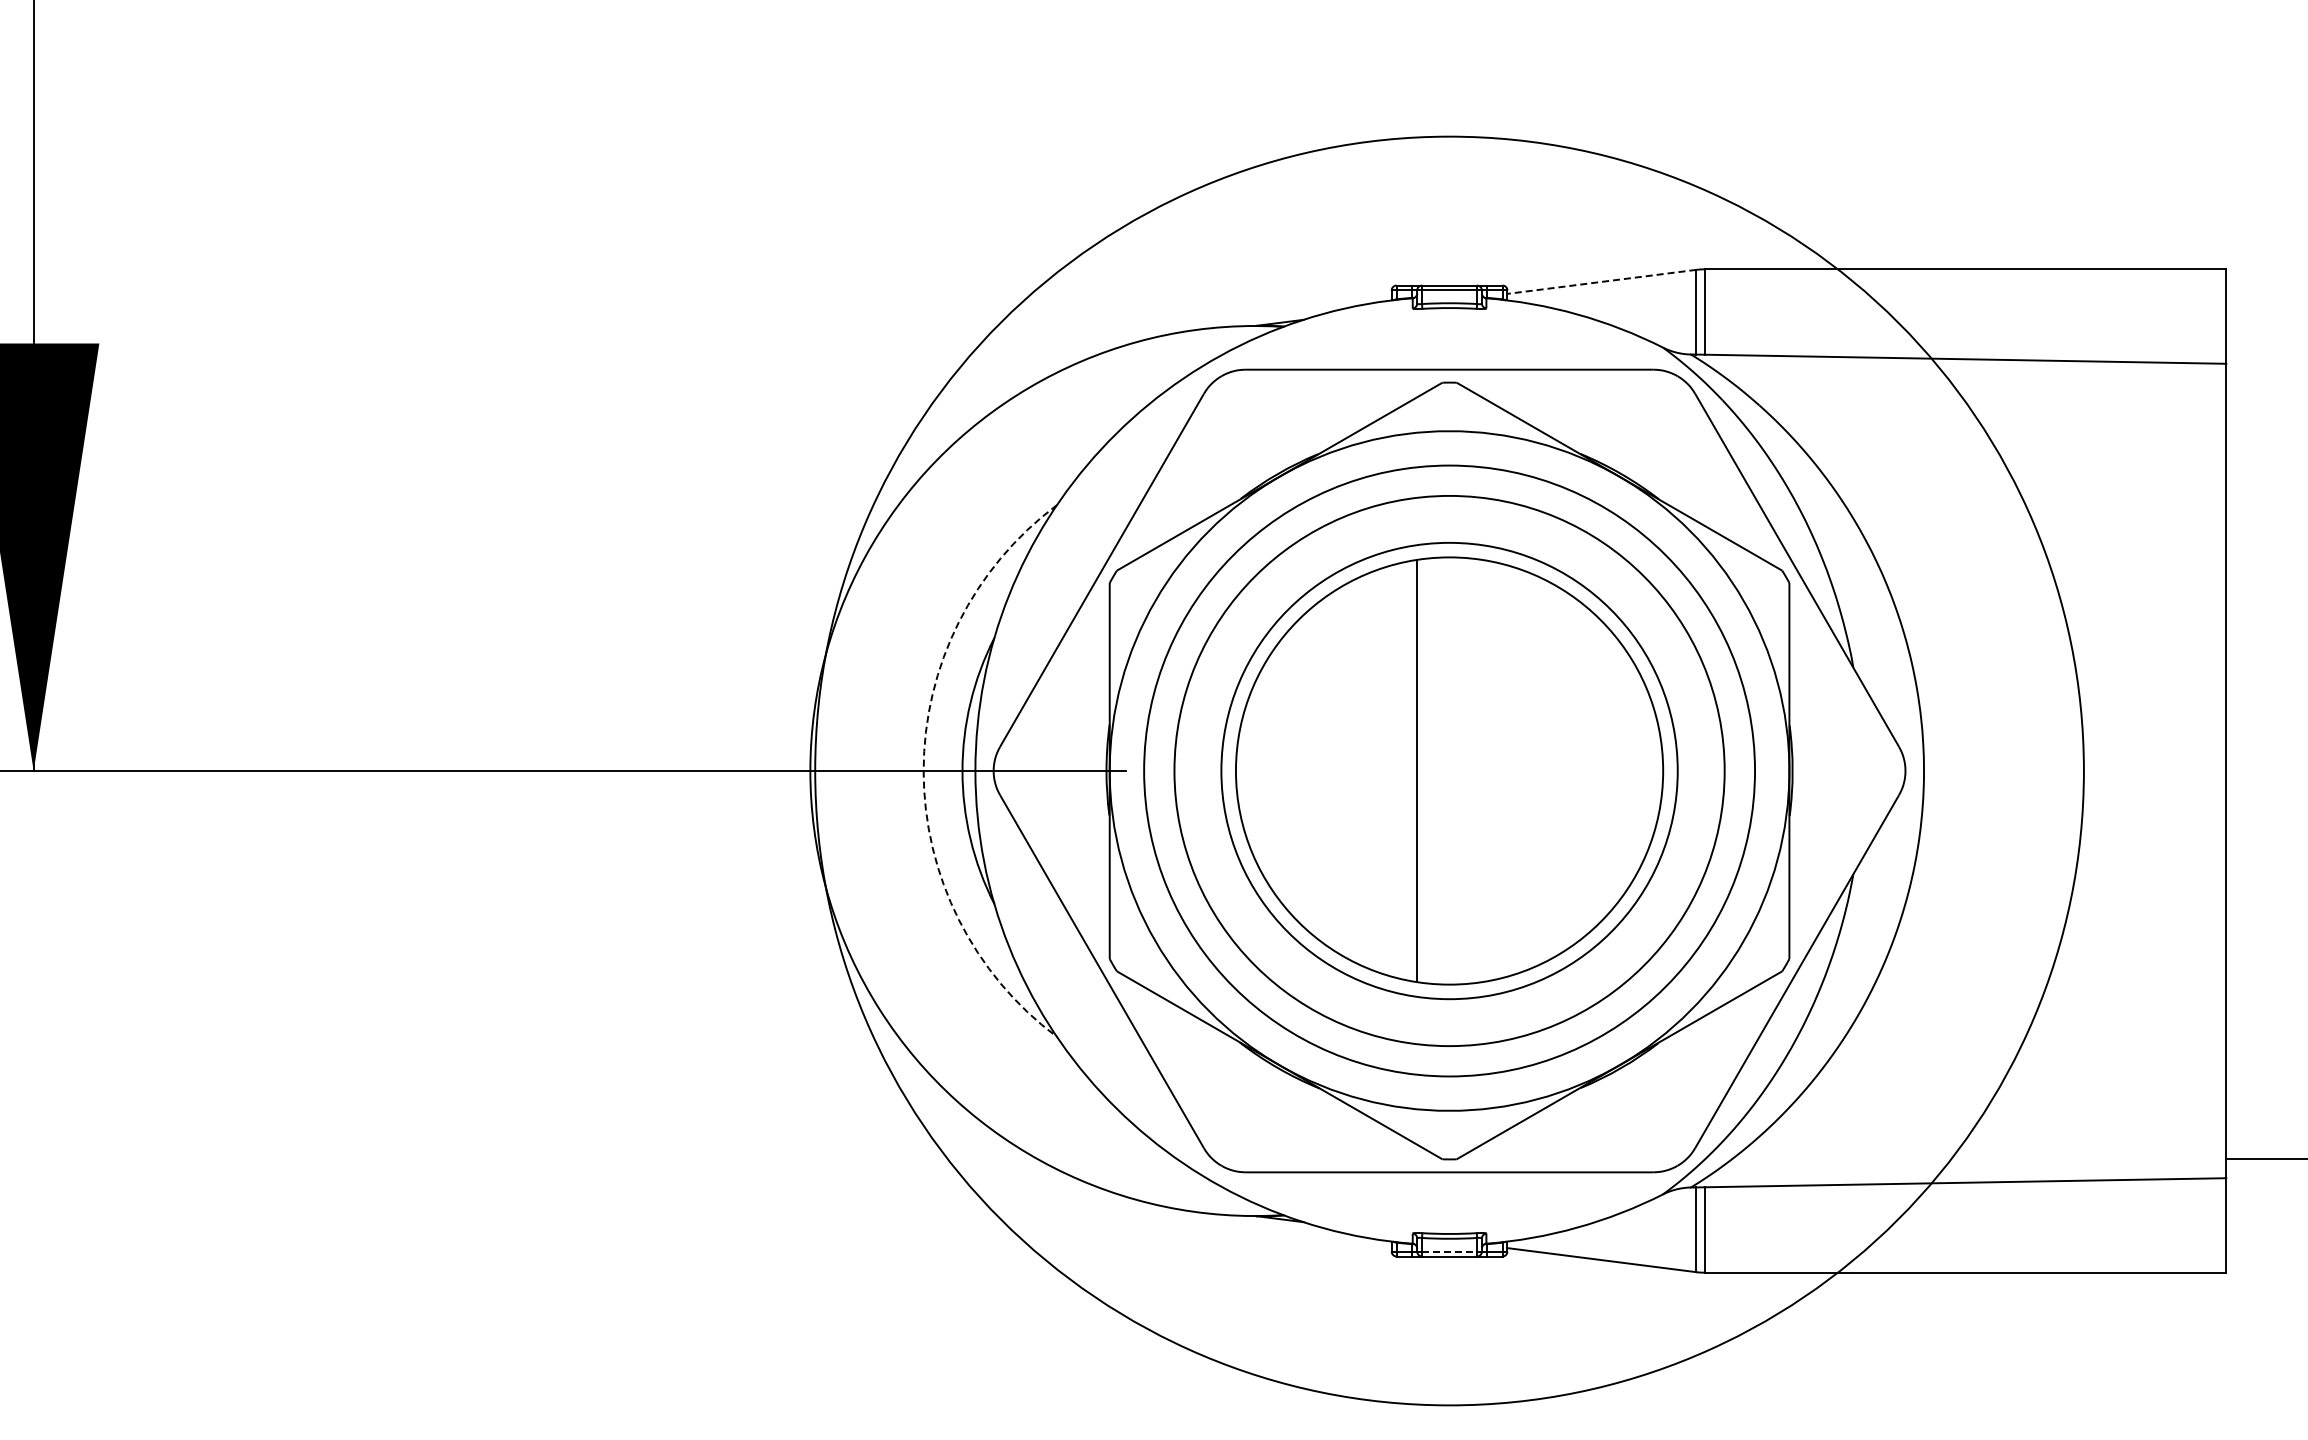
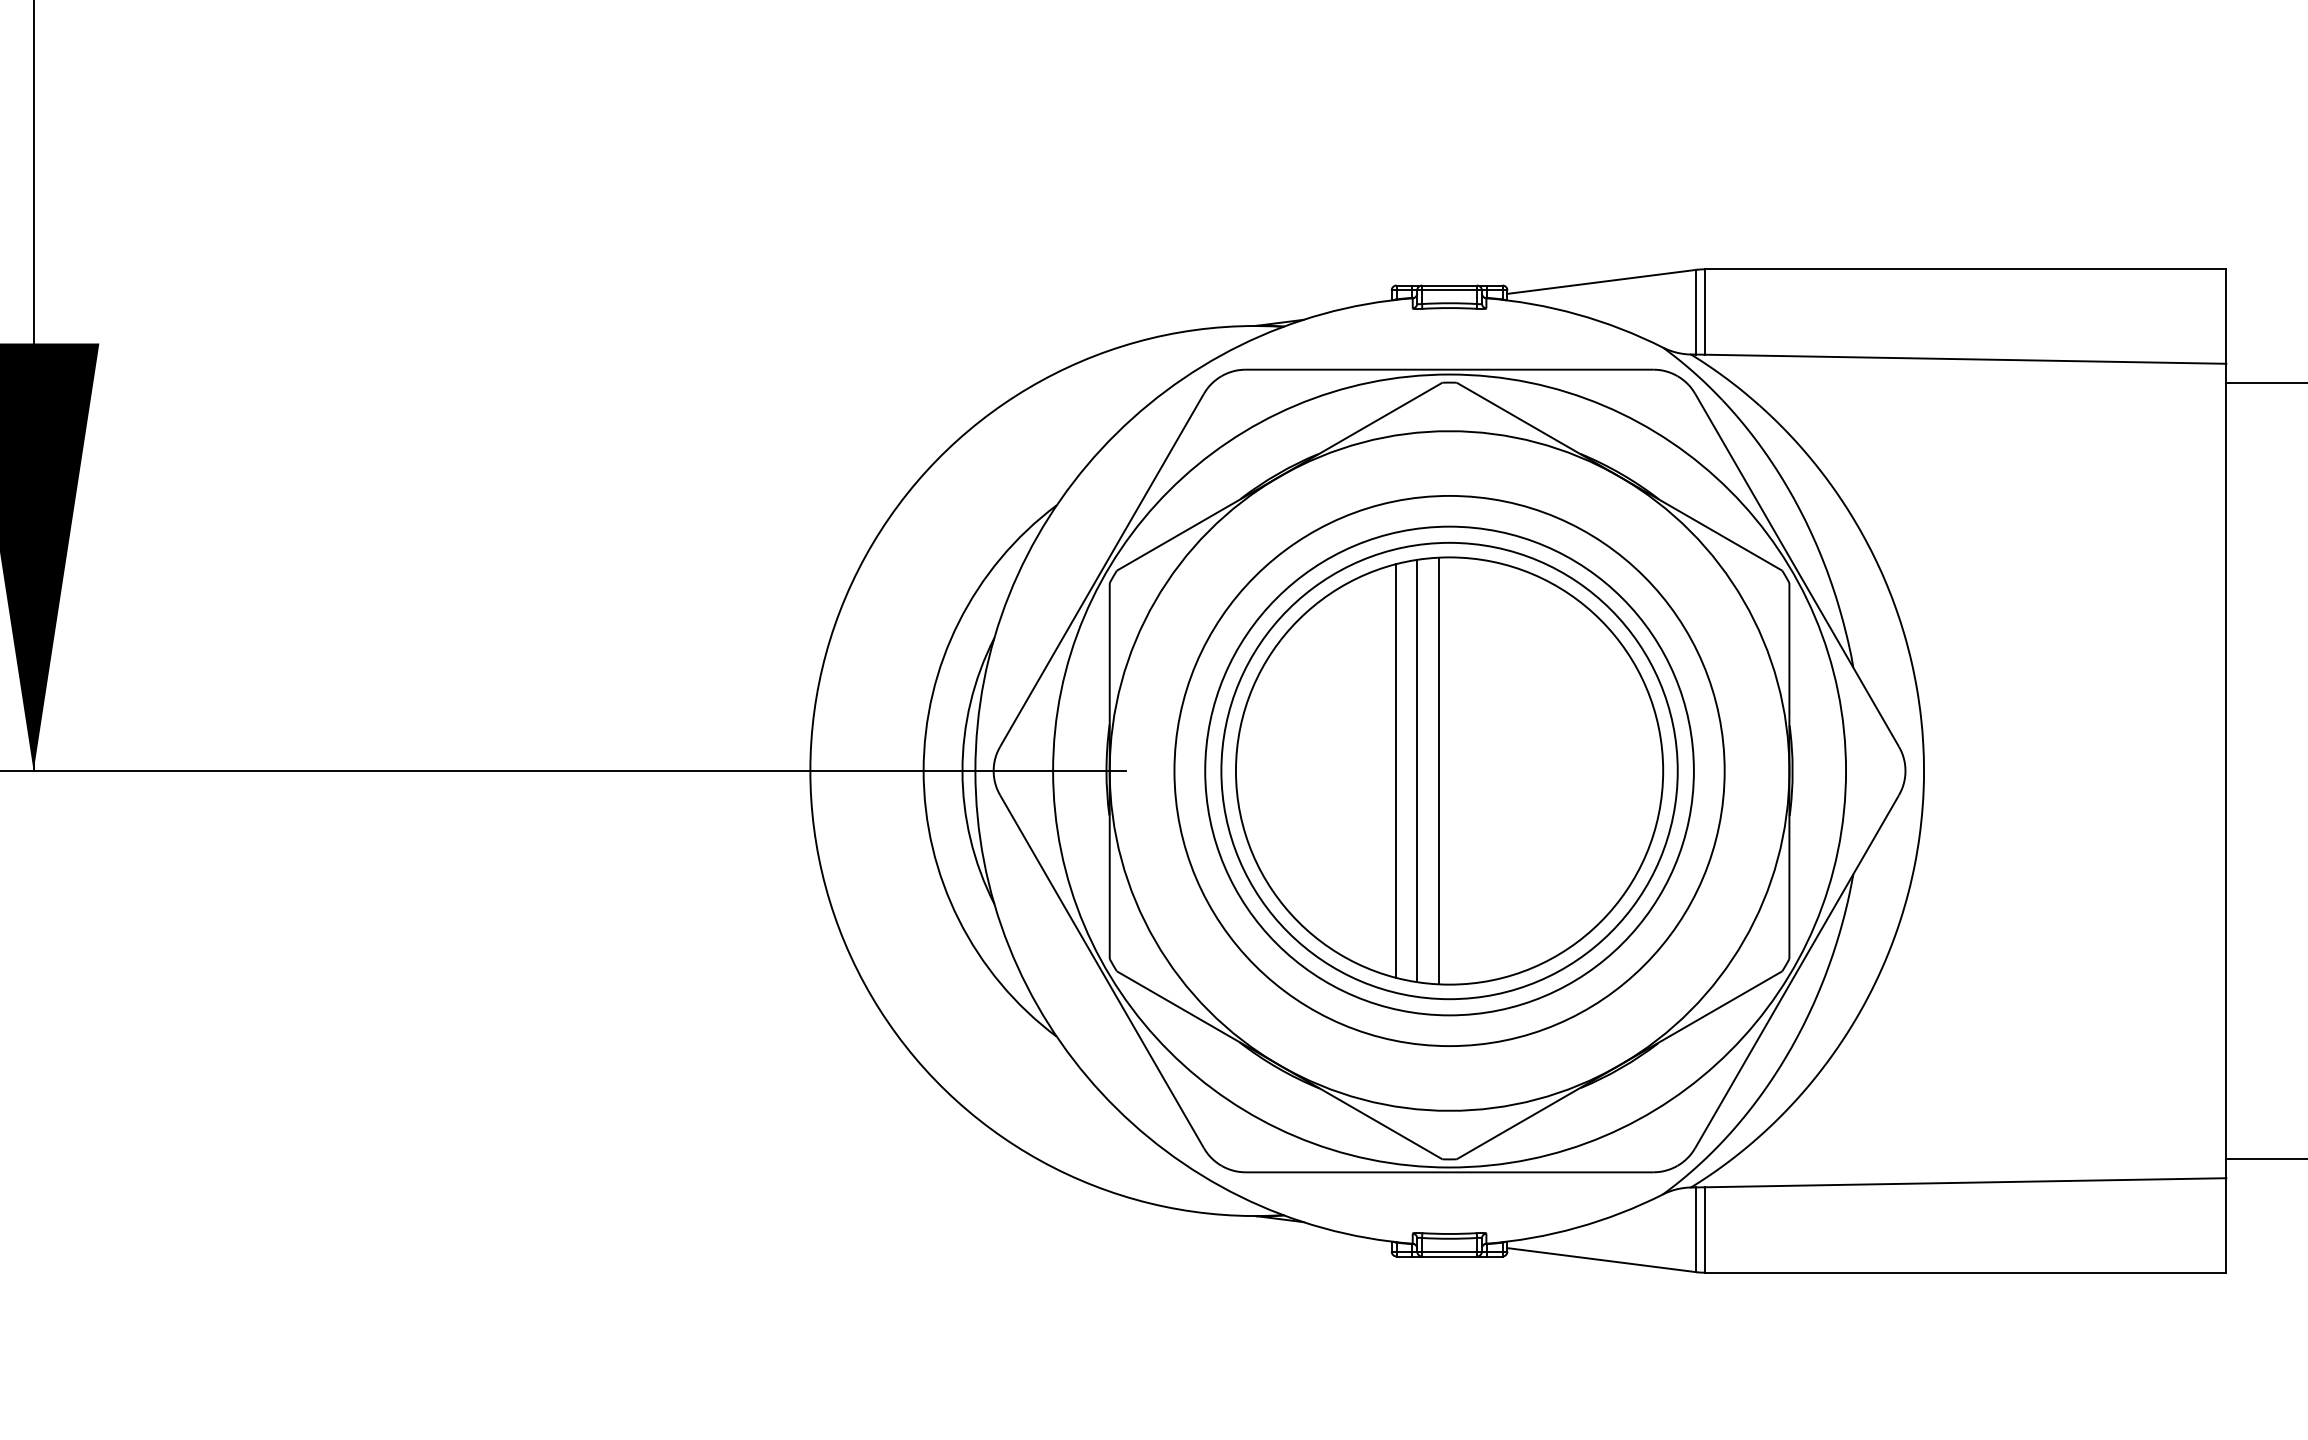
line: dashed -> solid (1601, 281)
line: none -> present (2265, 382)
line: none -> present (1395, 770)
line: none -> present (1438, 770)
circle diameter: 1269 px -> 793 px (1449, 770)
circle diameter: 611 px -> 489 px (1449, 770)
arc: dashed -> solid (923, 771)
line: dashed -> solid (1449, 1251)
